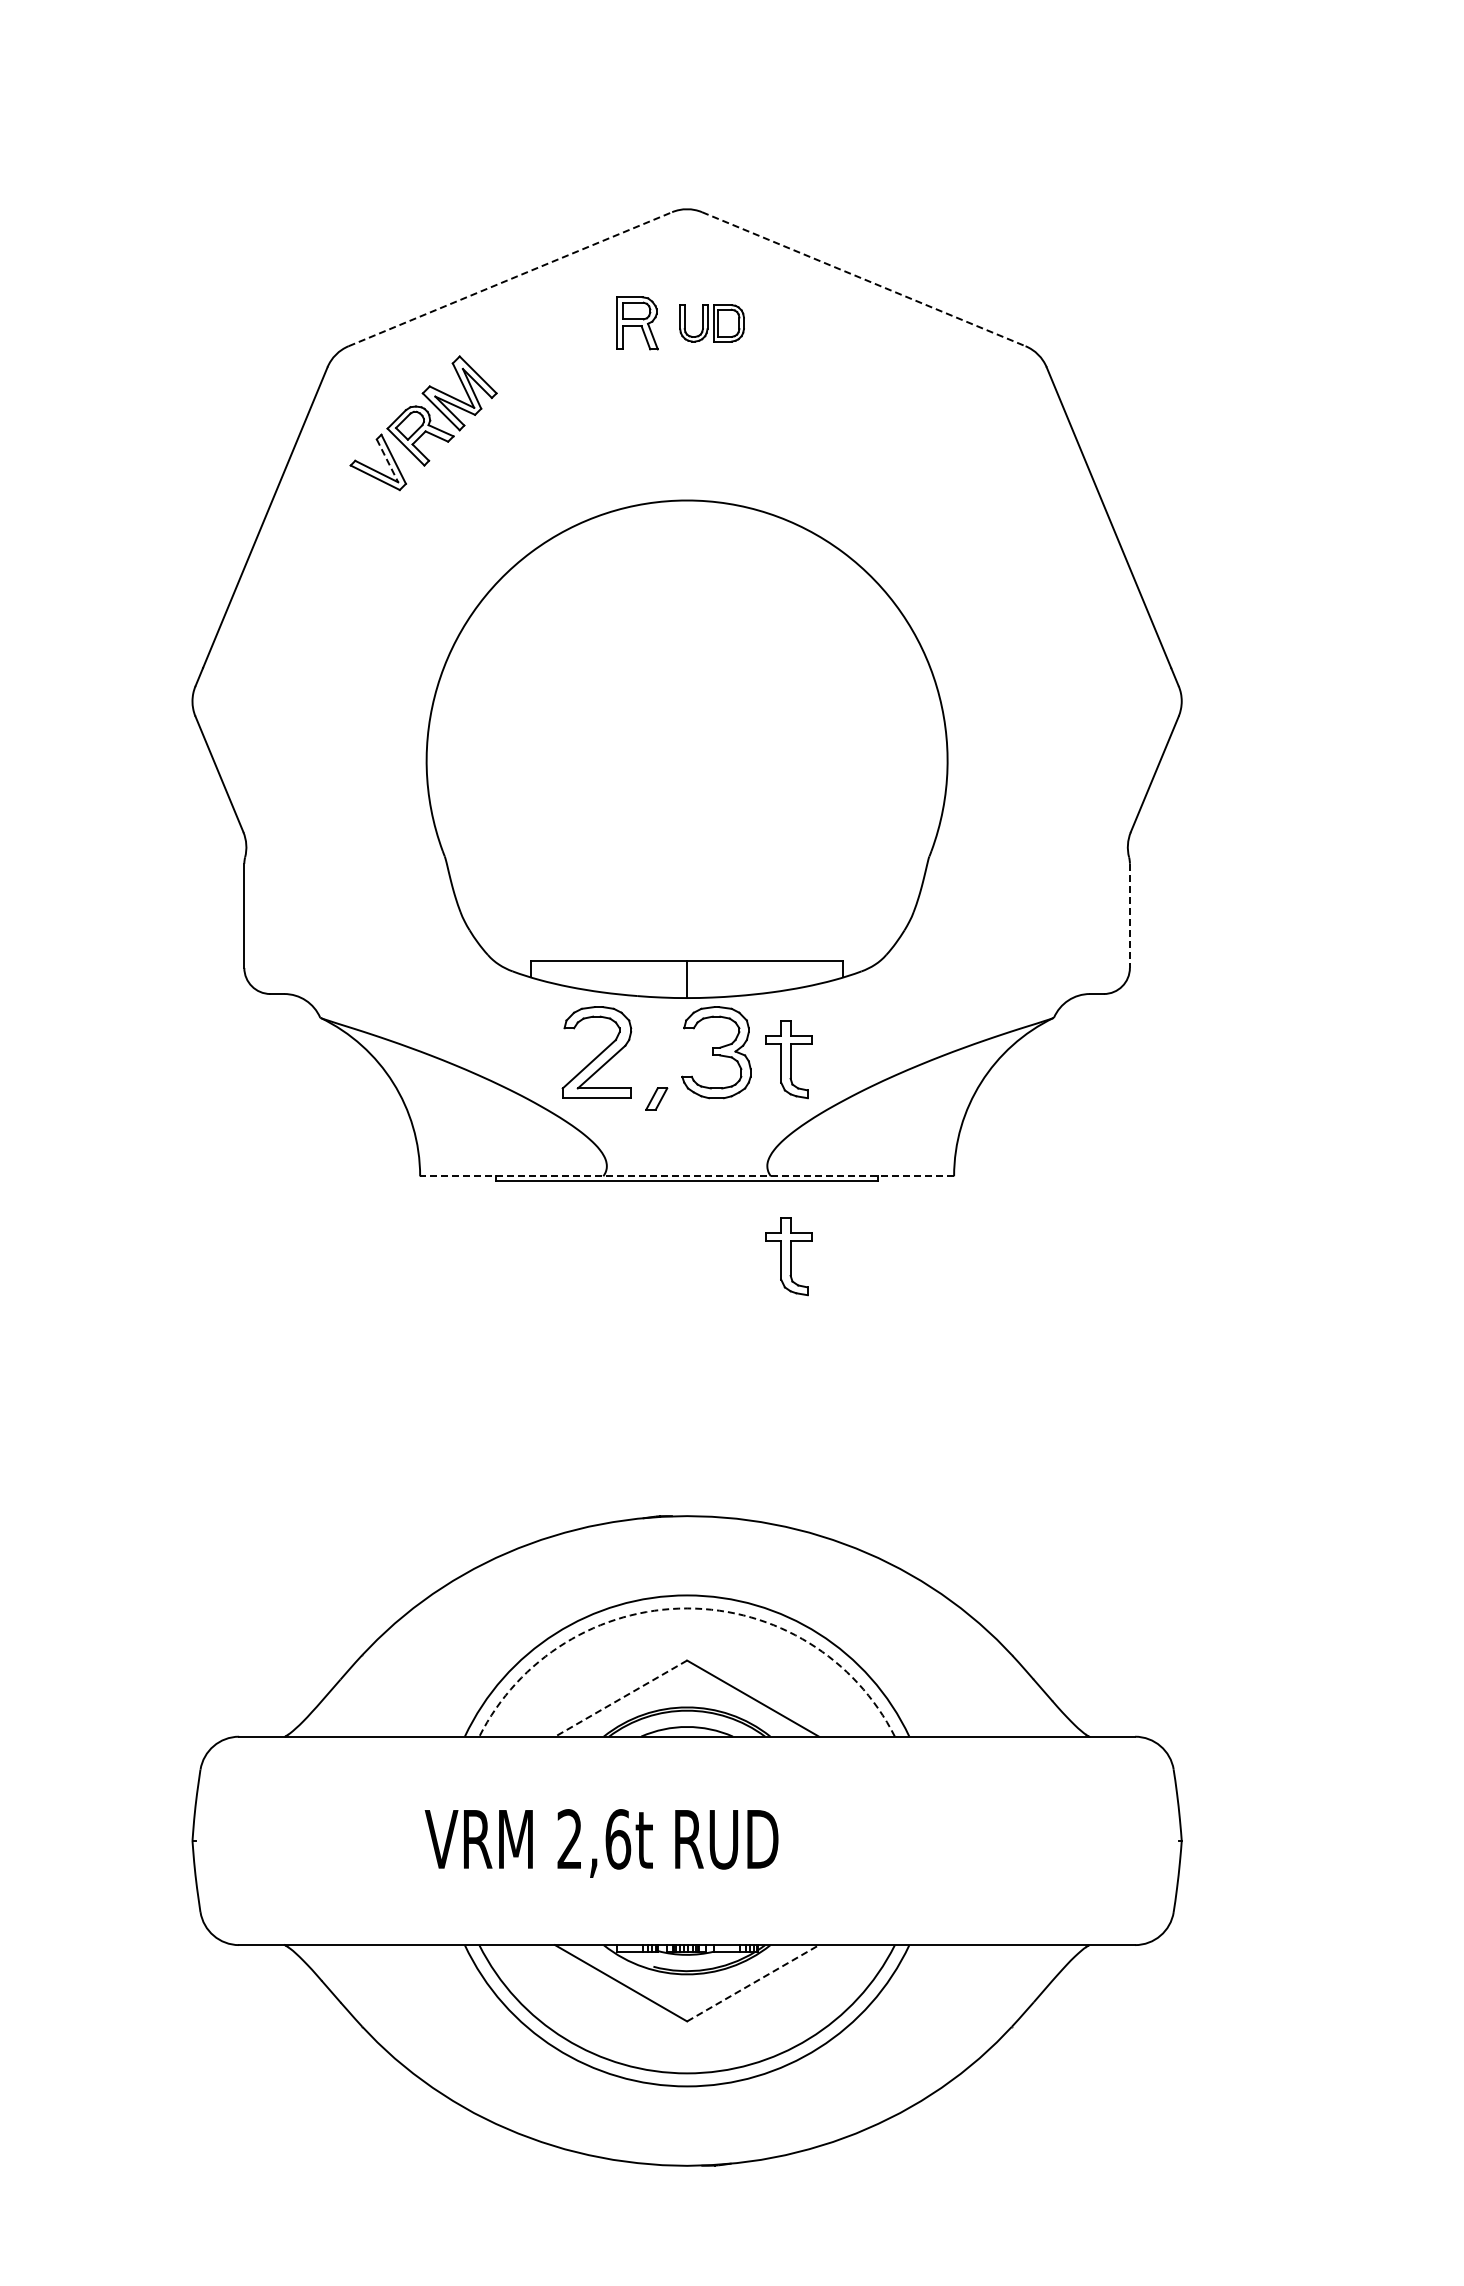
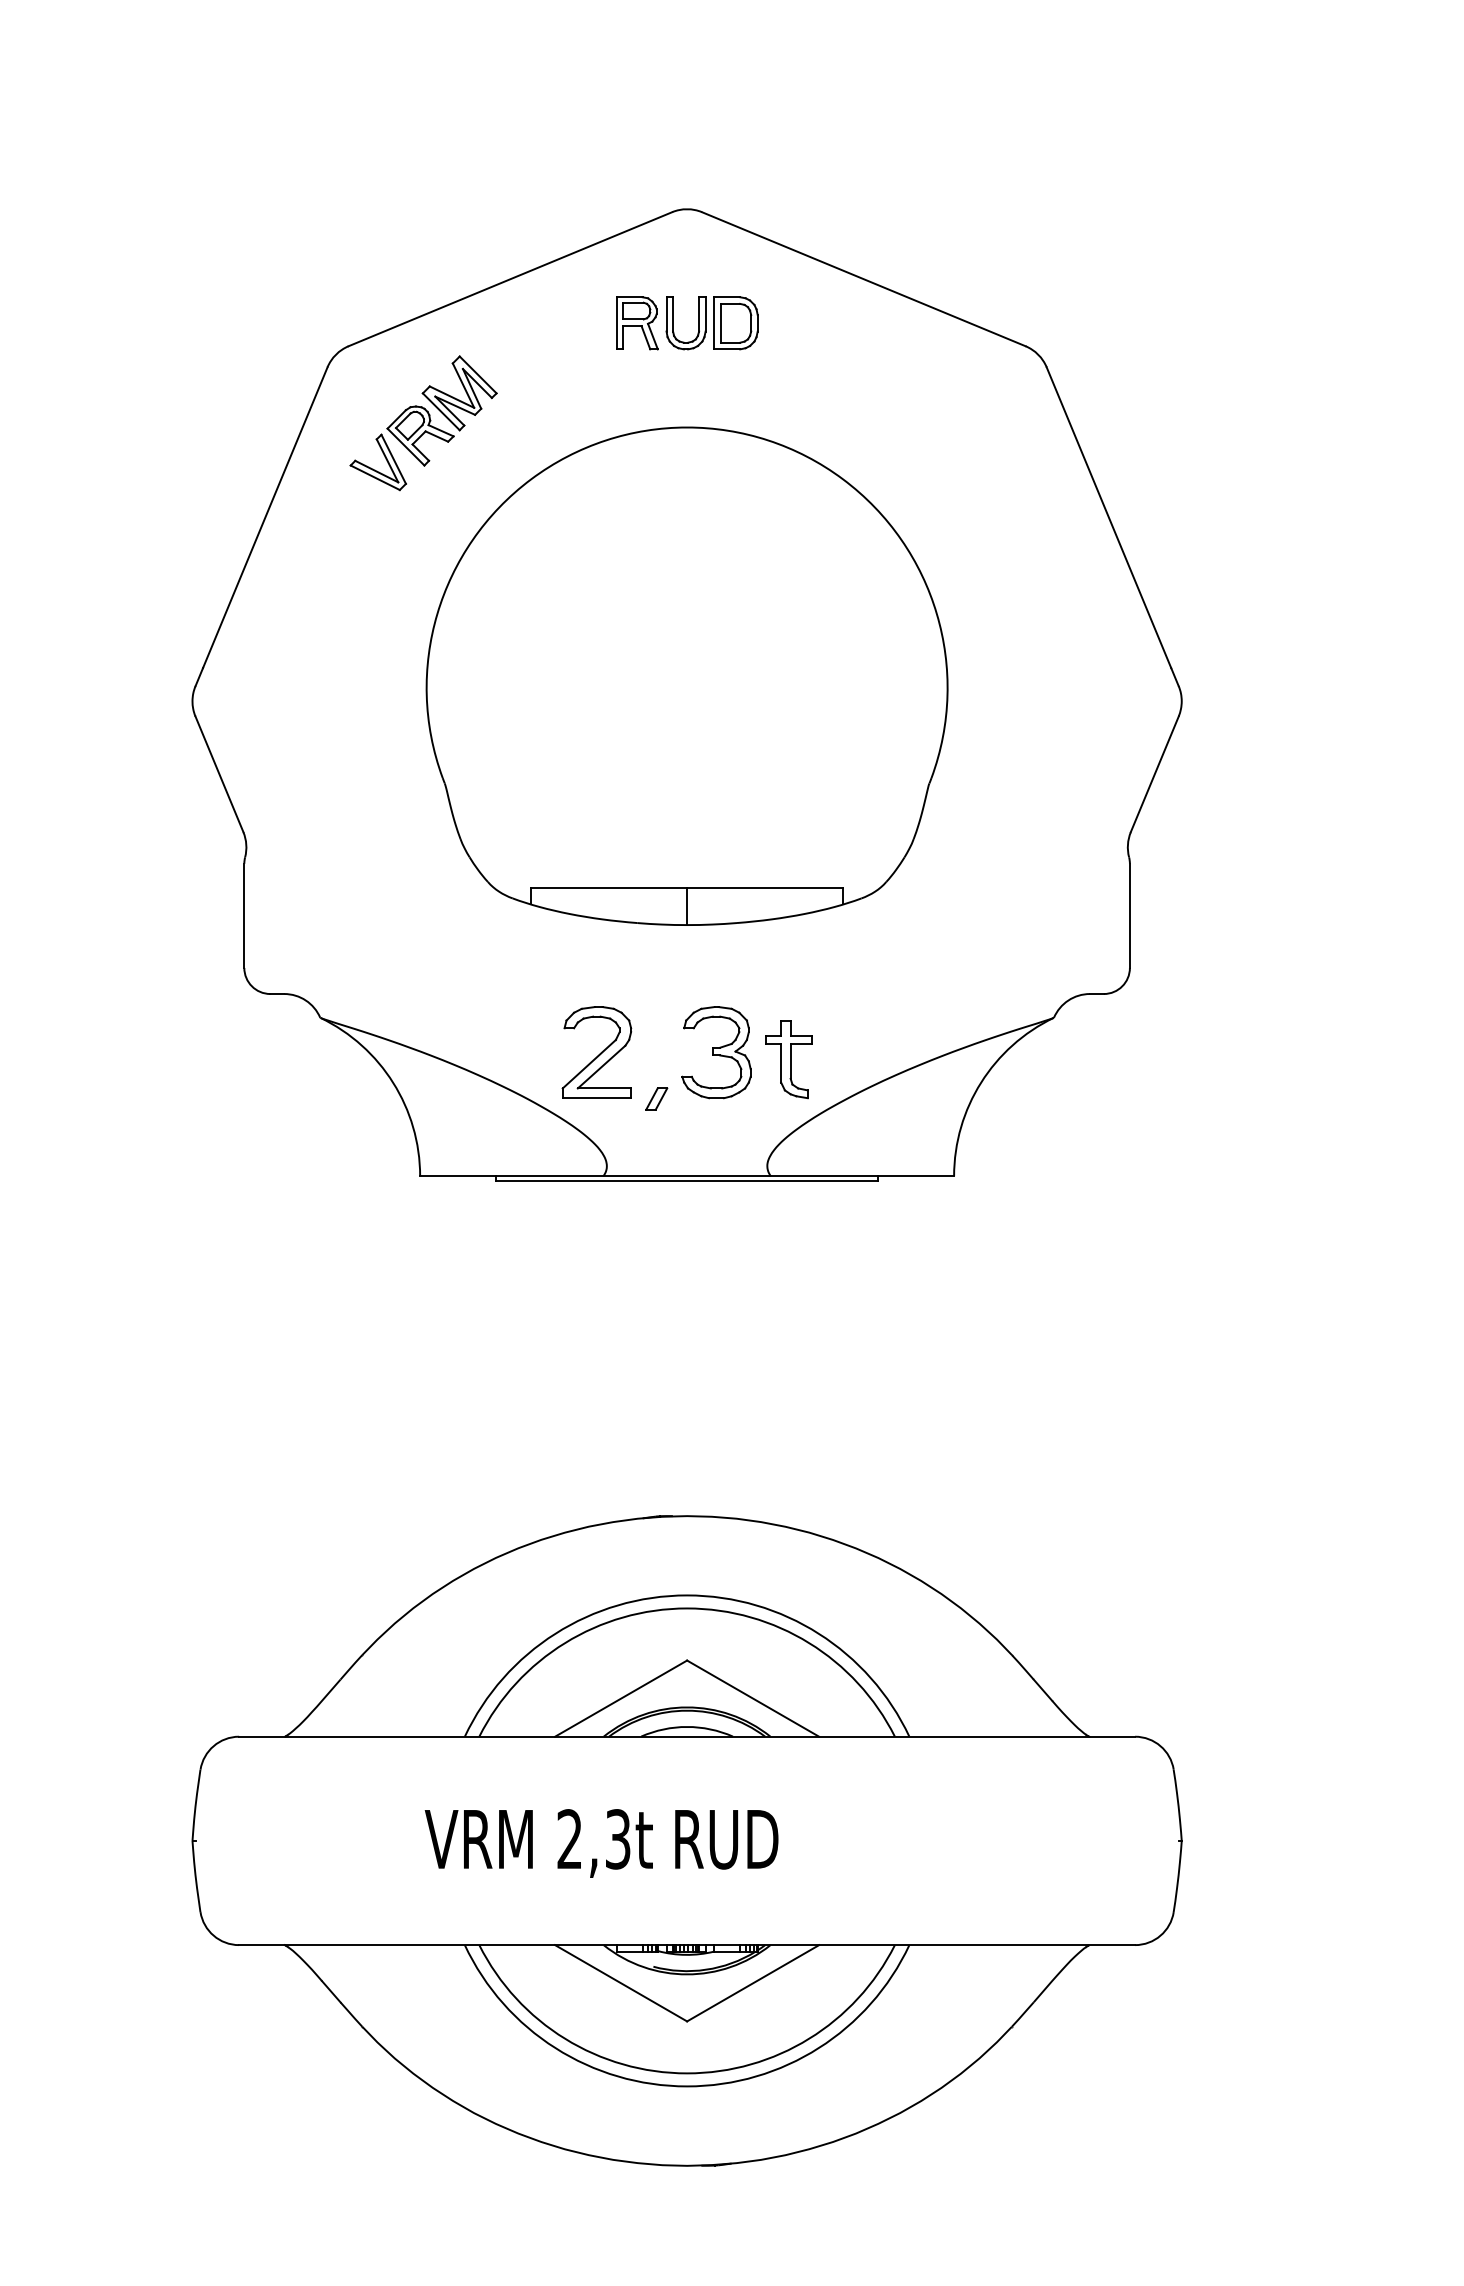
line: dashed -> solid (510, 279)
line: dashed -> solid (864, 279)
part size: 66x39 px -> 94x55 px (711, 323)
line: dashed -> solid (387, 461)
part position: (686, 748) -> (686, 675) (686, 675)
line: dashed -> solid (1129, 916)
line: dashed -> solid (687, 1176)
part: present -> none (788, 1256)
arc: dashed -> solid (687, 1608)
line: dashed -> solid (620, 1698)
text: 2,6t -> 2,3t (618, 1839)
line: dashed -> solid (753, 1983)
